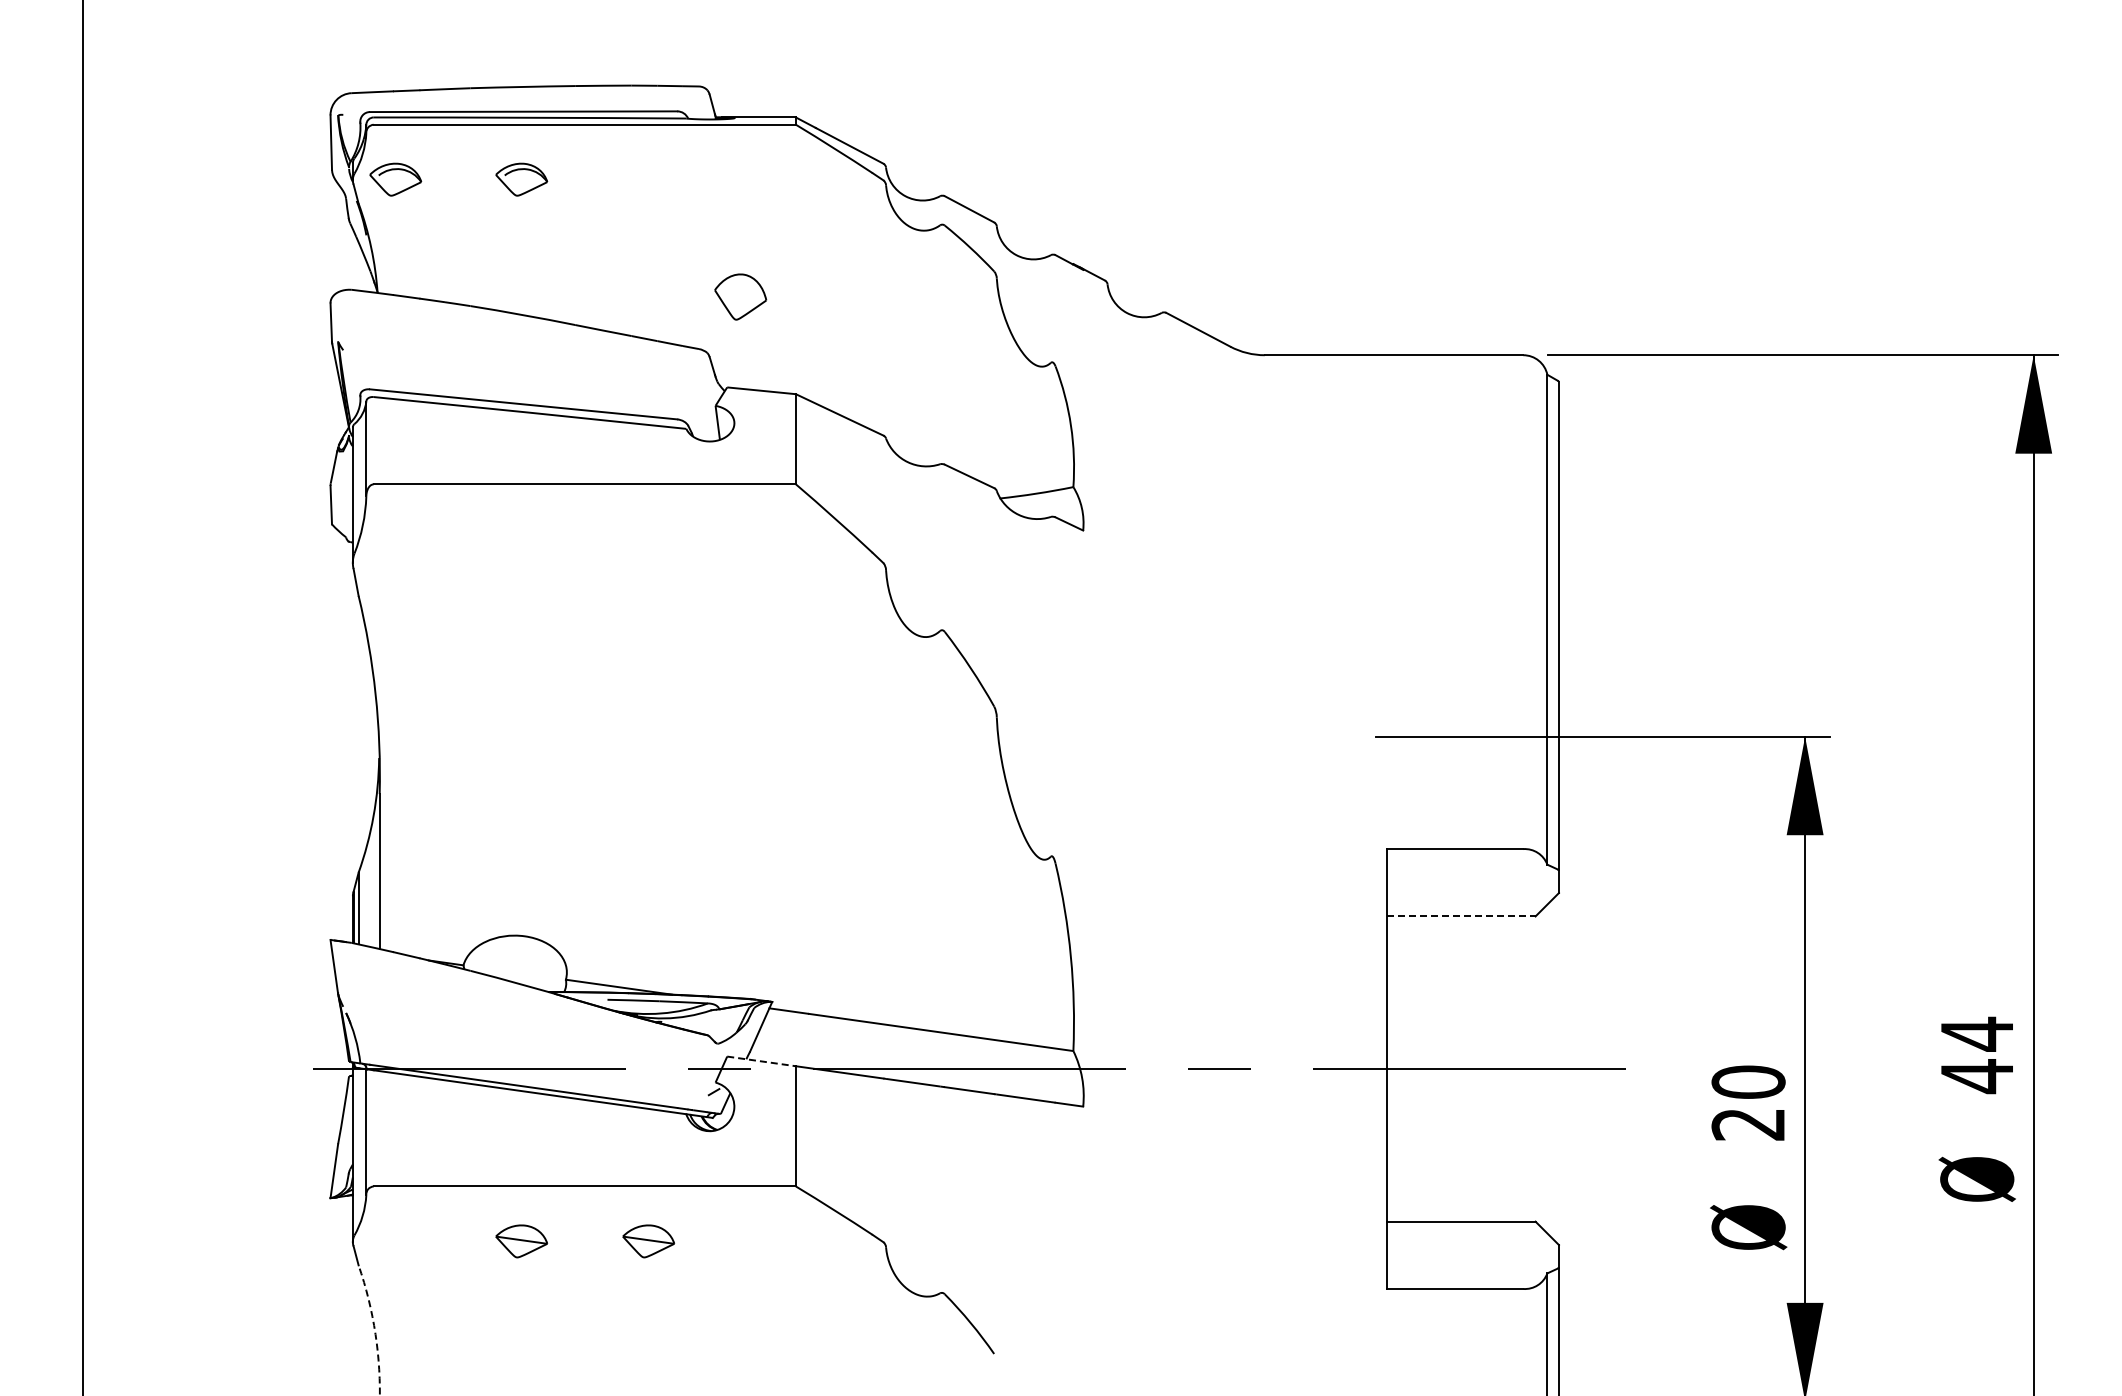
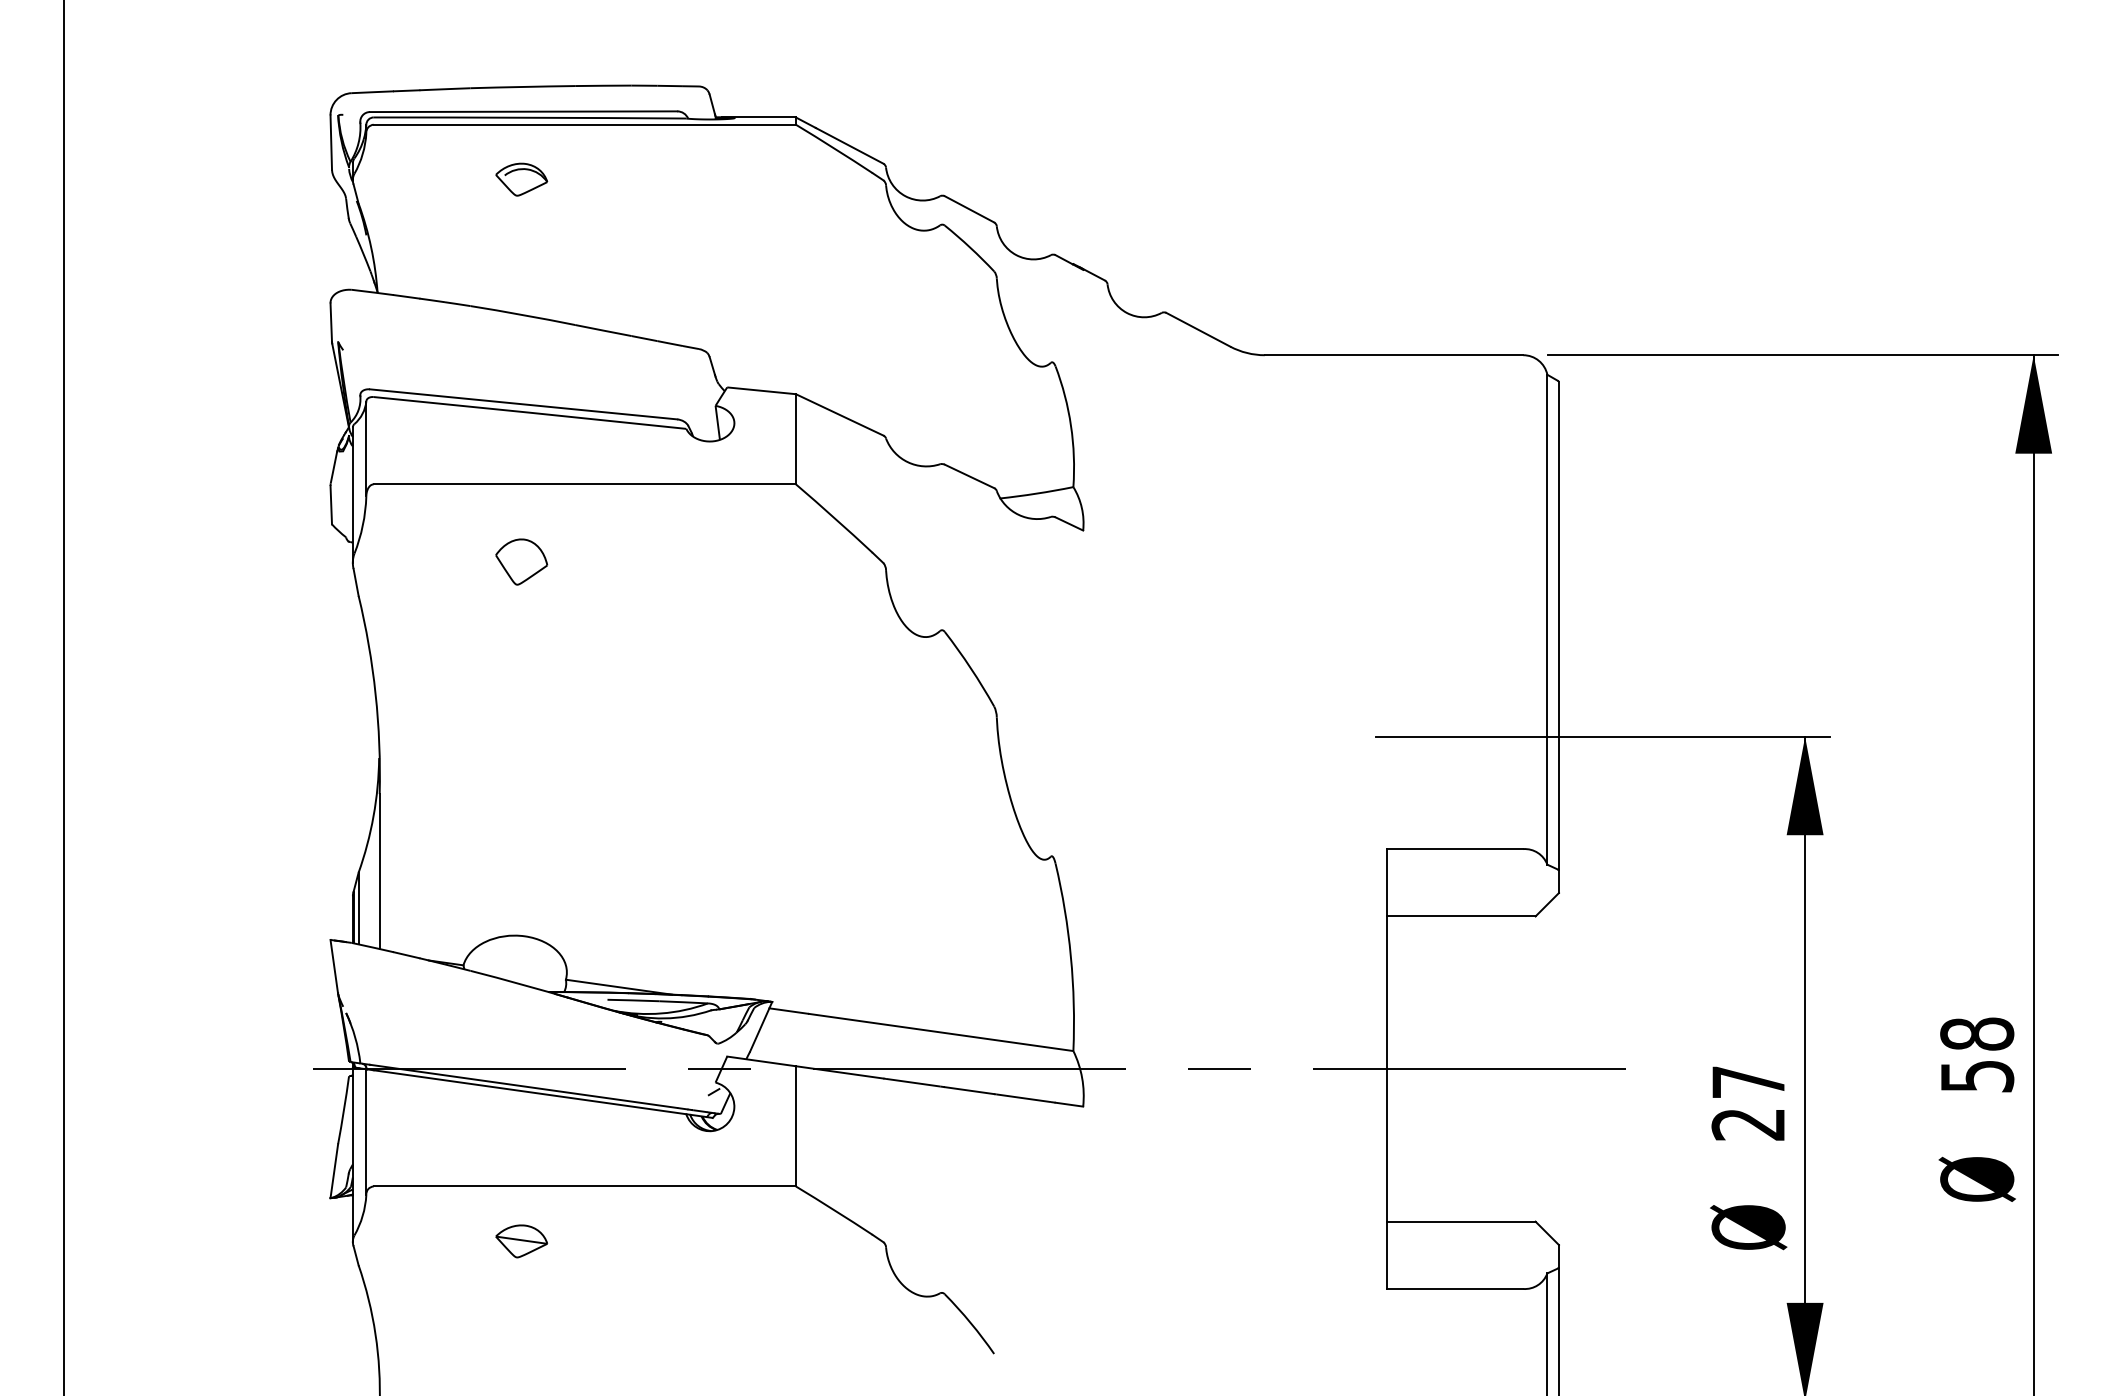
part: present -> none (395, 179)
part position: (740, 296) -> (521, 561) (521, 561)
line position: (82, 697) -> (63, 697) (63, 697)
line: dashed -> solid (1461, 916)
text: 44 -> 58 (1977, 1055)
line: dashed -> solid (761, 1061)
text: 20 -> 27 (1748, 1081)
part: present -> none (648, 1241)
arc: dashed -> solid (374, 1329)
